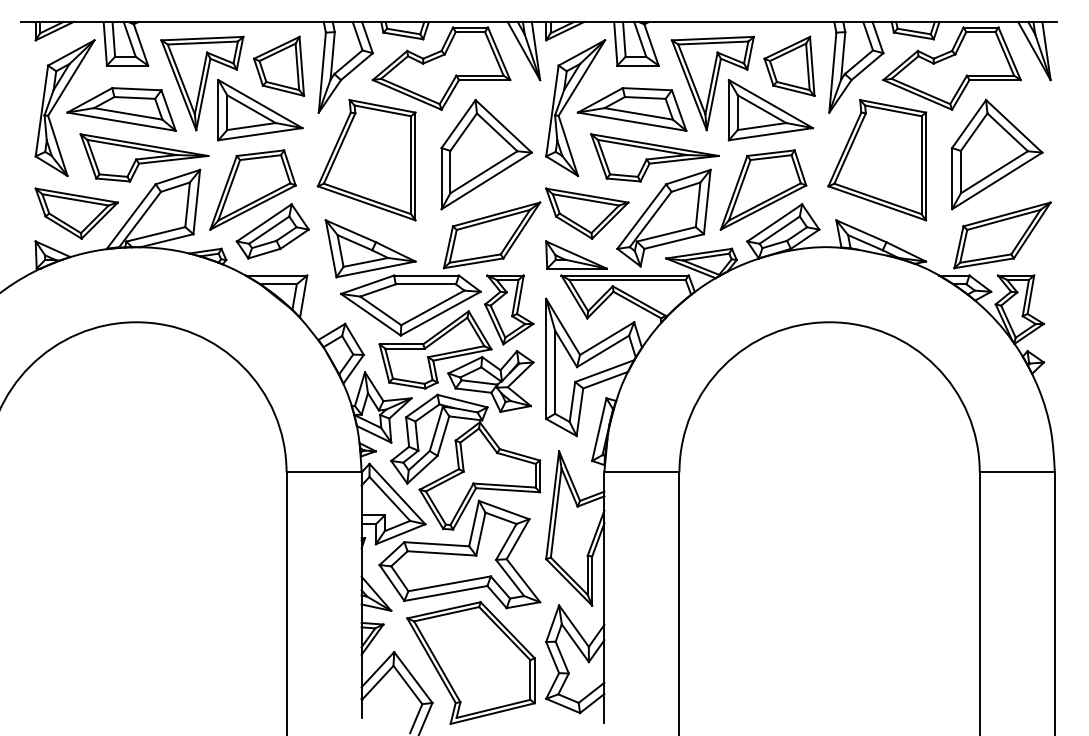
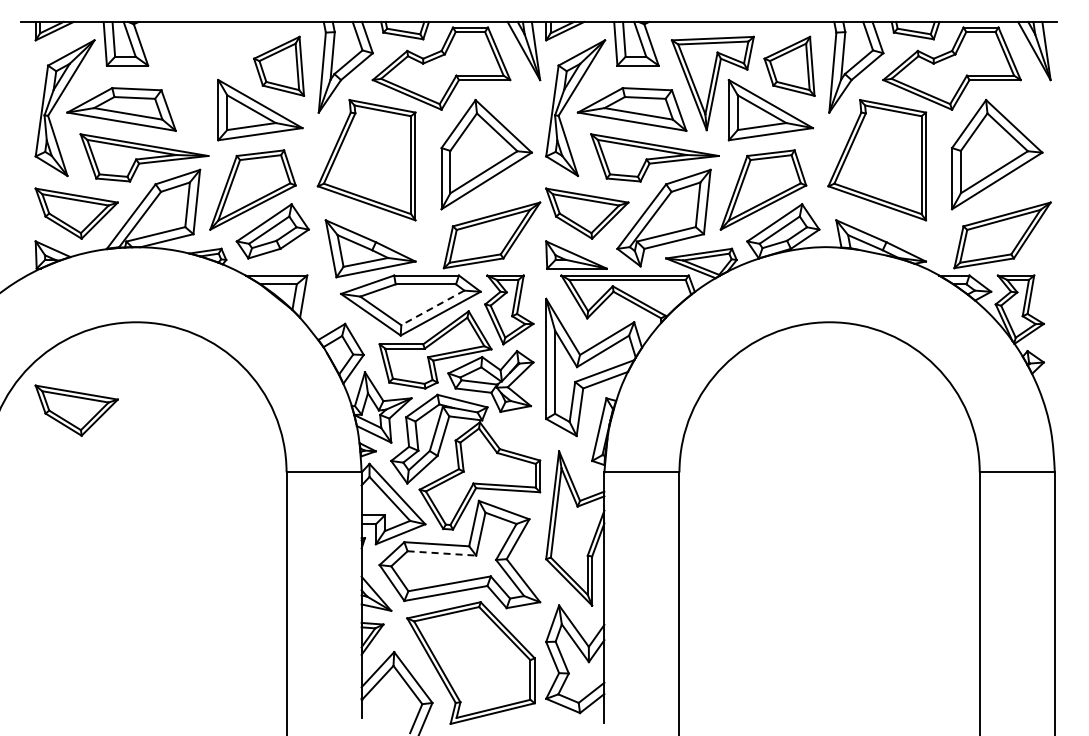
part: present -> none (202, 83)
line: solid -> dashed (432, 307)
part: none -> present (76, 410)
line: solid -> dashed (442, 553)
